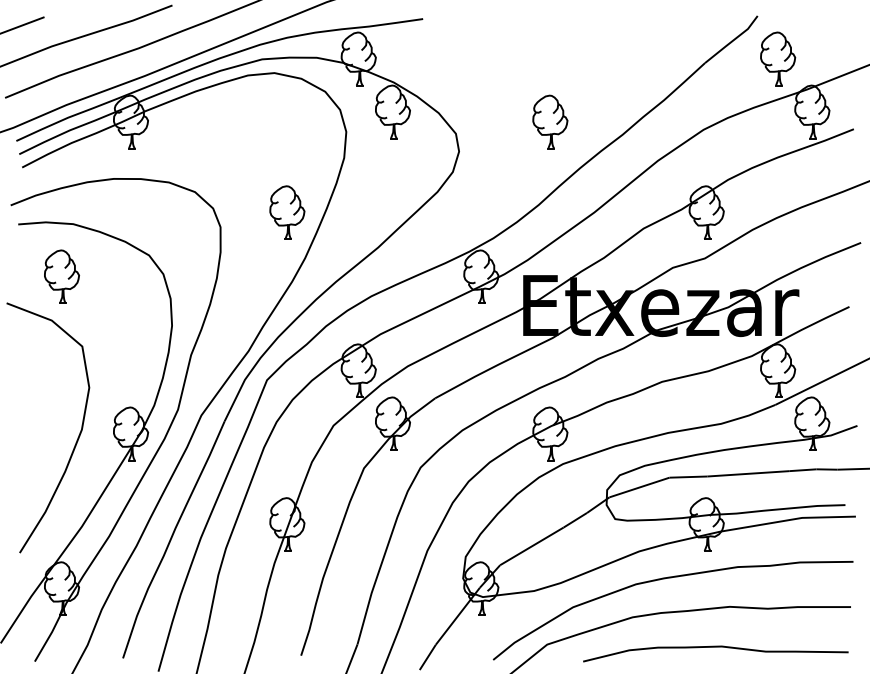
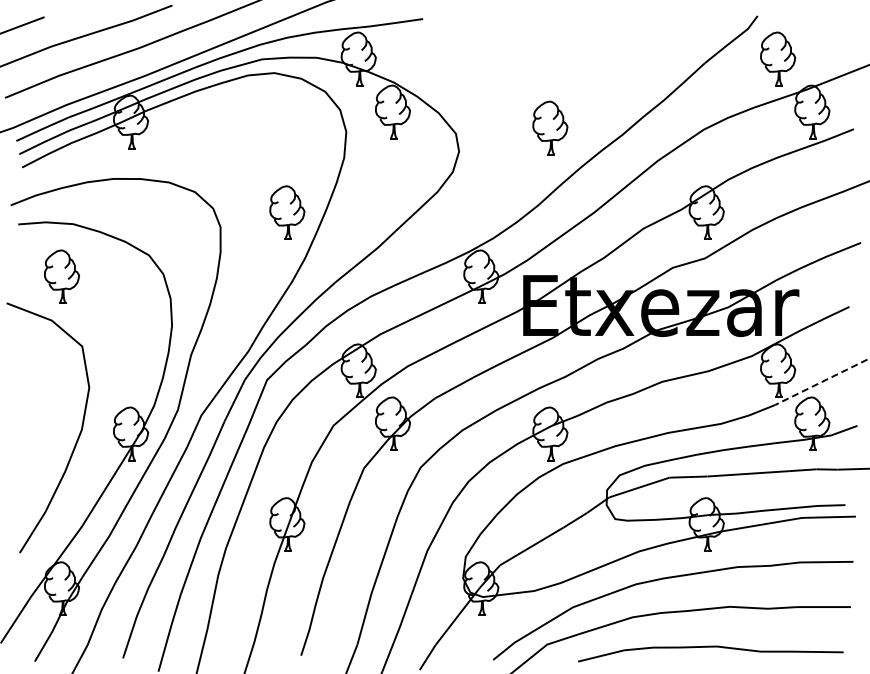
part position: (550, 121) -> (550, 127) (550, 127)
line: solid -> dashed (821, 382)
curve position: (715, 647) -> (710, 647) (710, 647)
